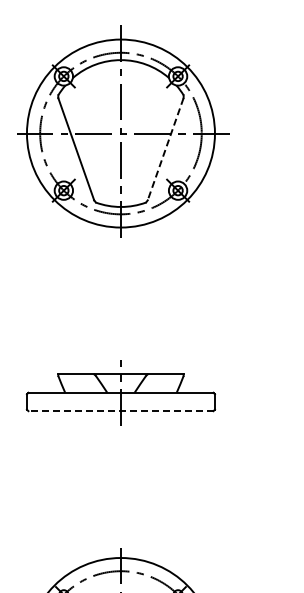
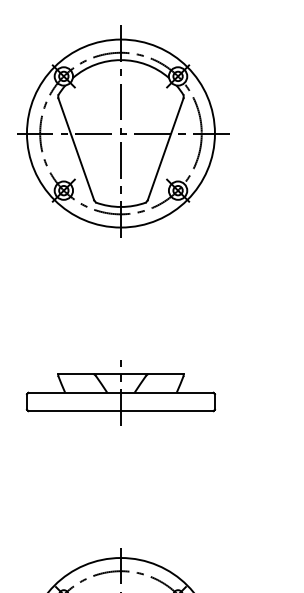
line: dashed -> solid (165, 149)
line: dashed -> solid (120, 411)
